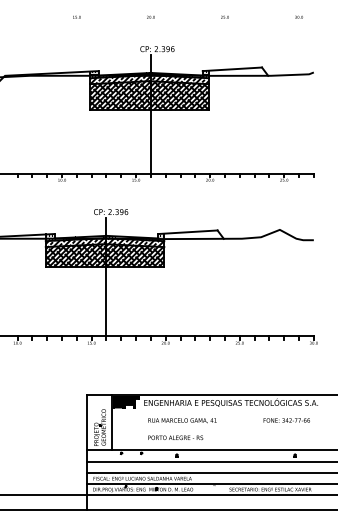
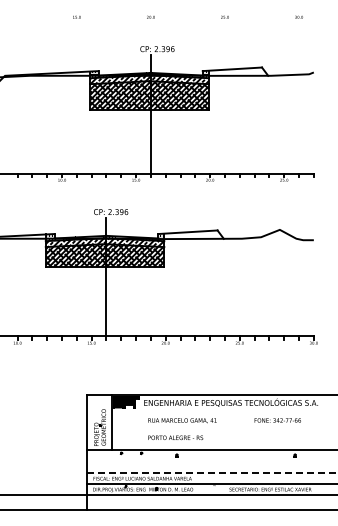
text position: (286, 420) -> (277, 420) (277, 420)
line: present -> none (210, 461)
line: solid -> dashed (213, 472)
